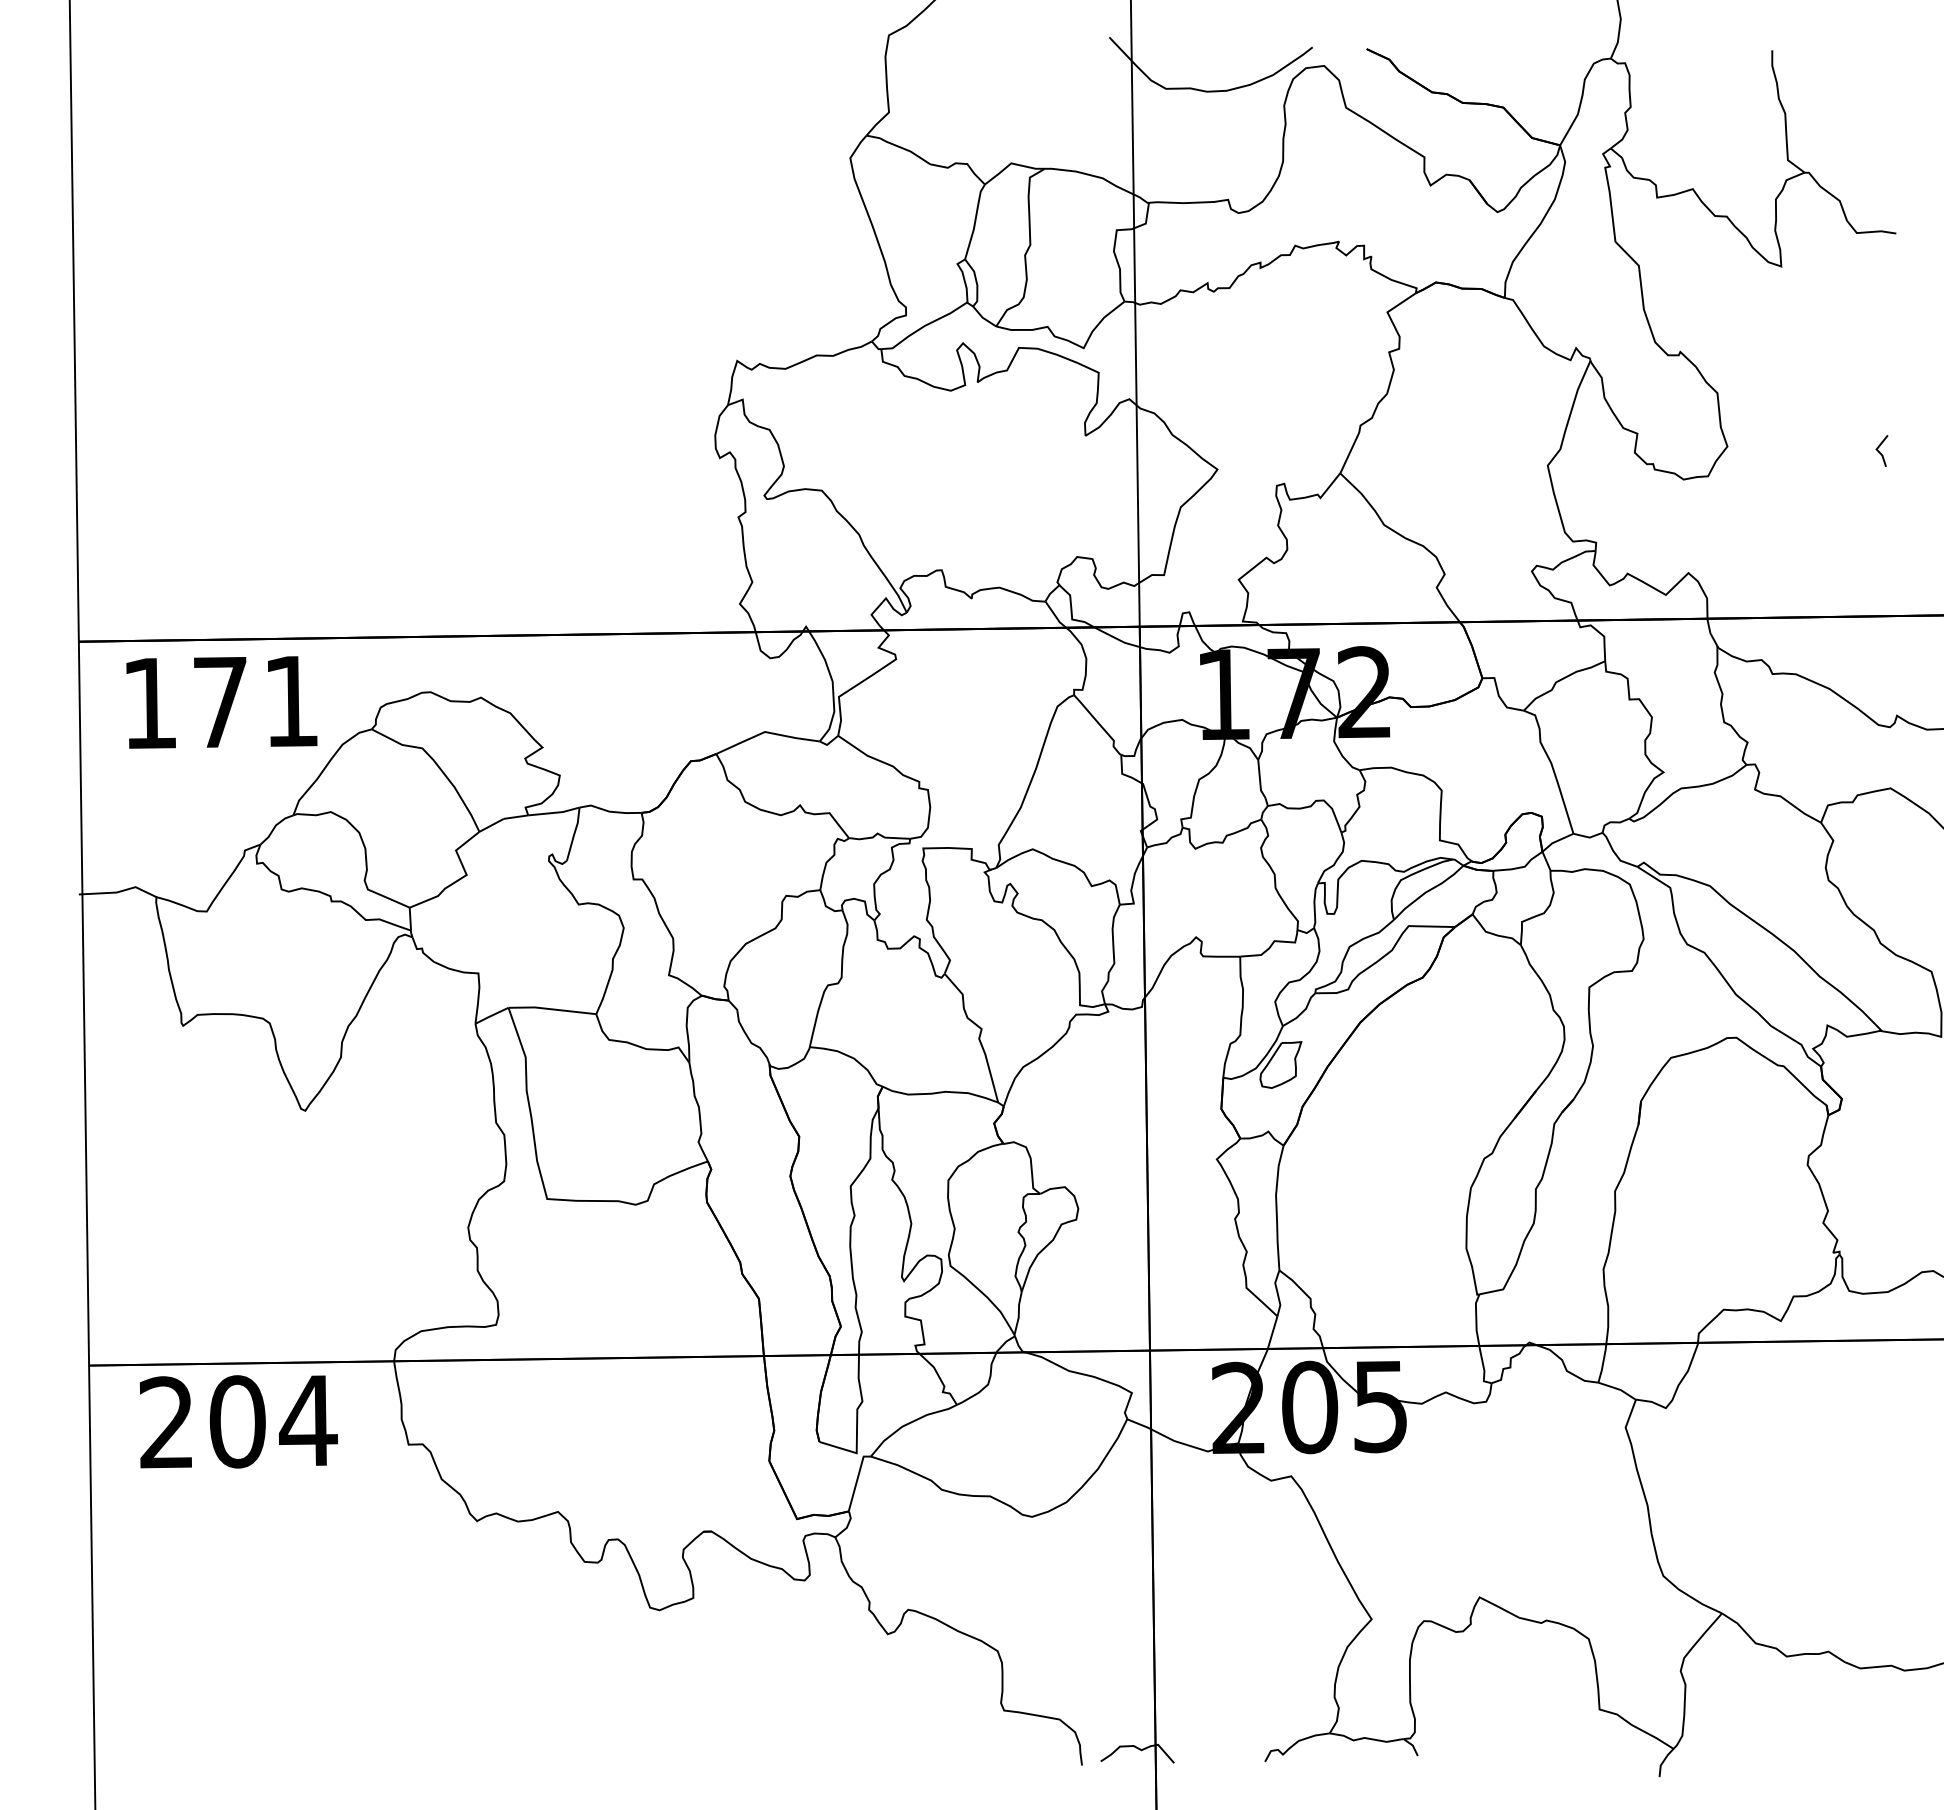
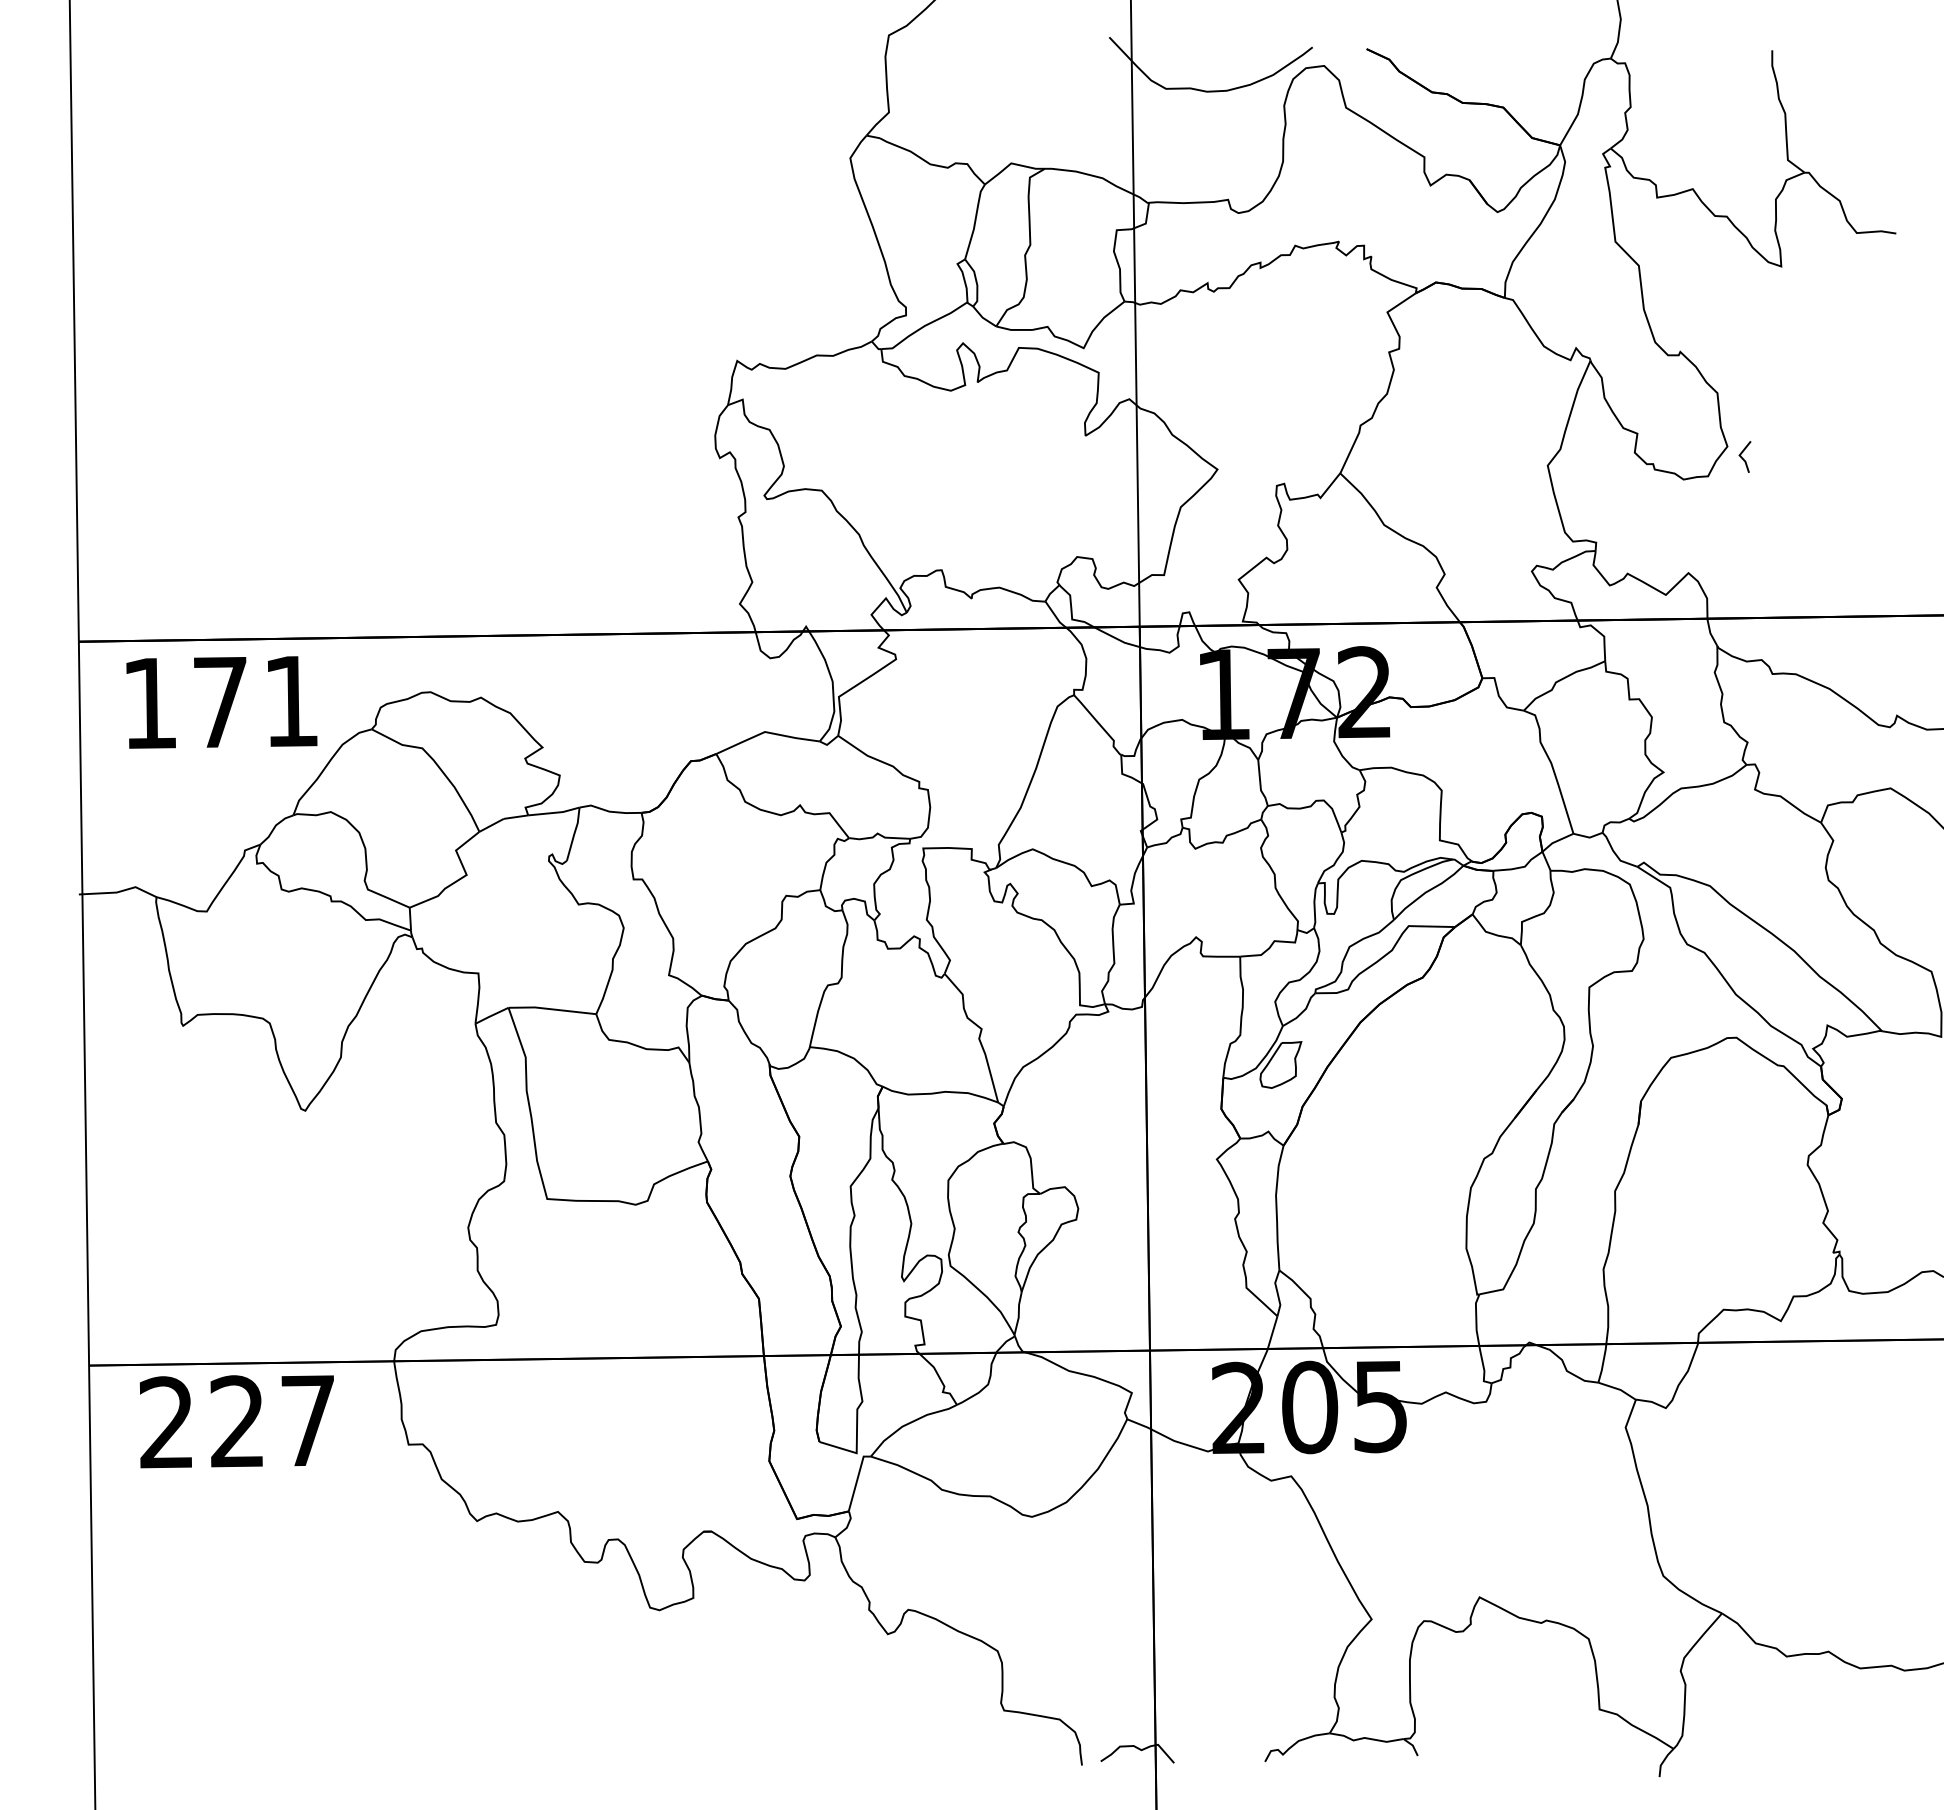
line position: (1879, 451) -> (1742, 457) (1742, 457)
text: 204 -> 227 (273, 1421)
